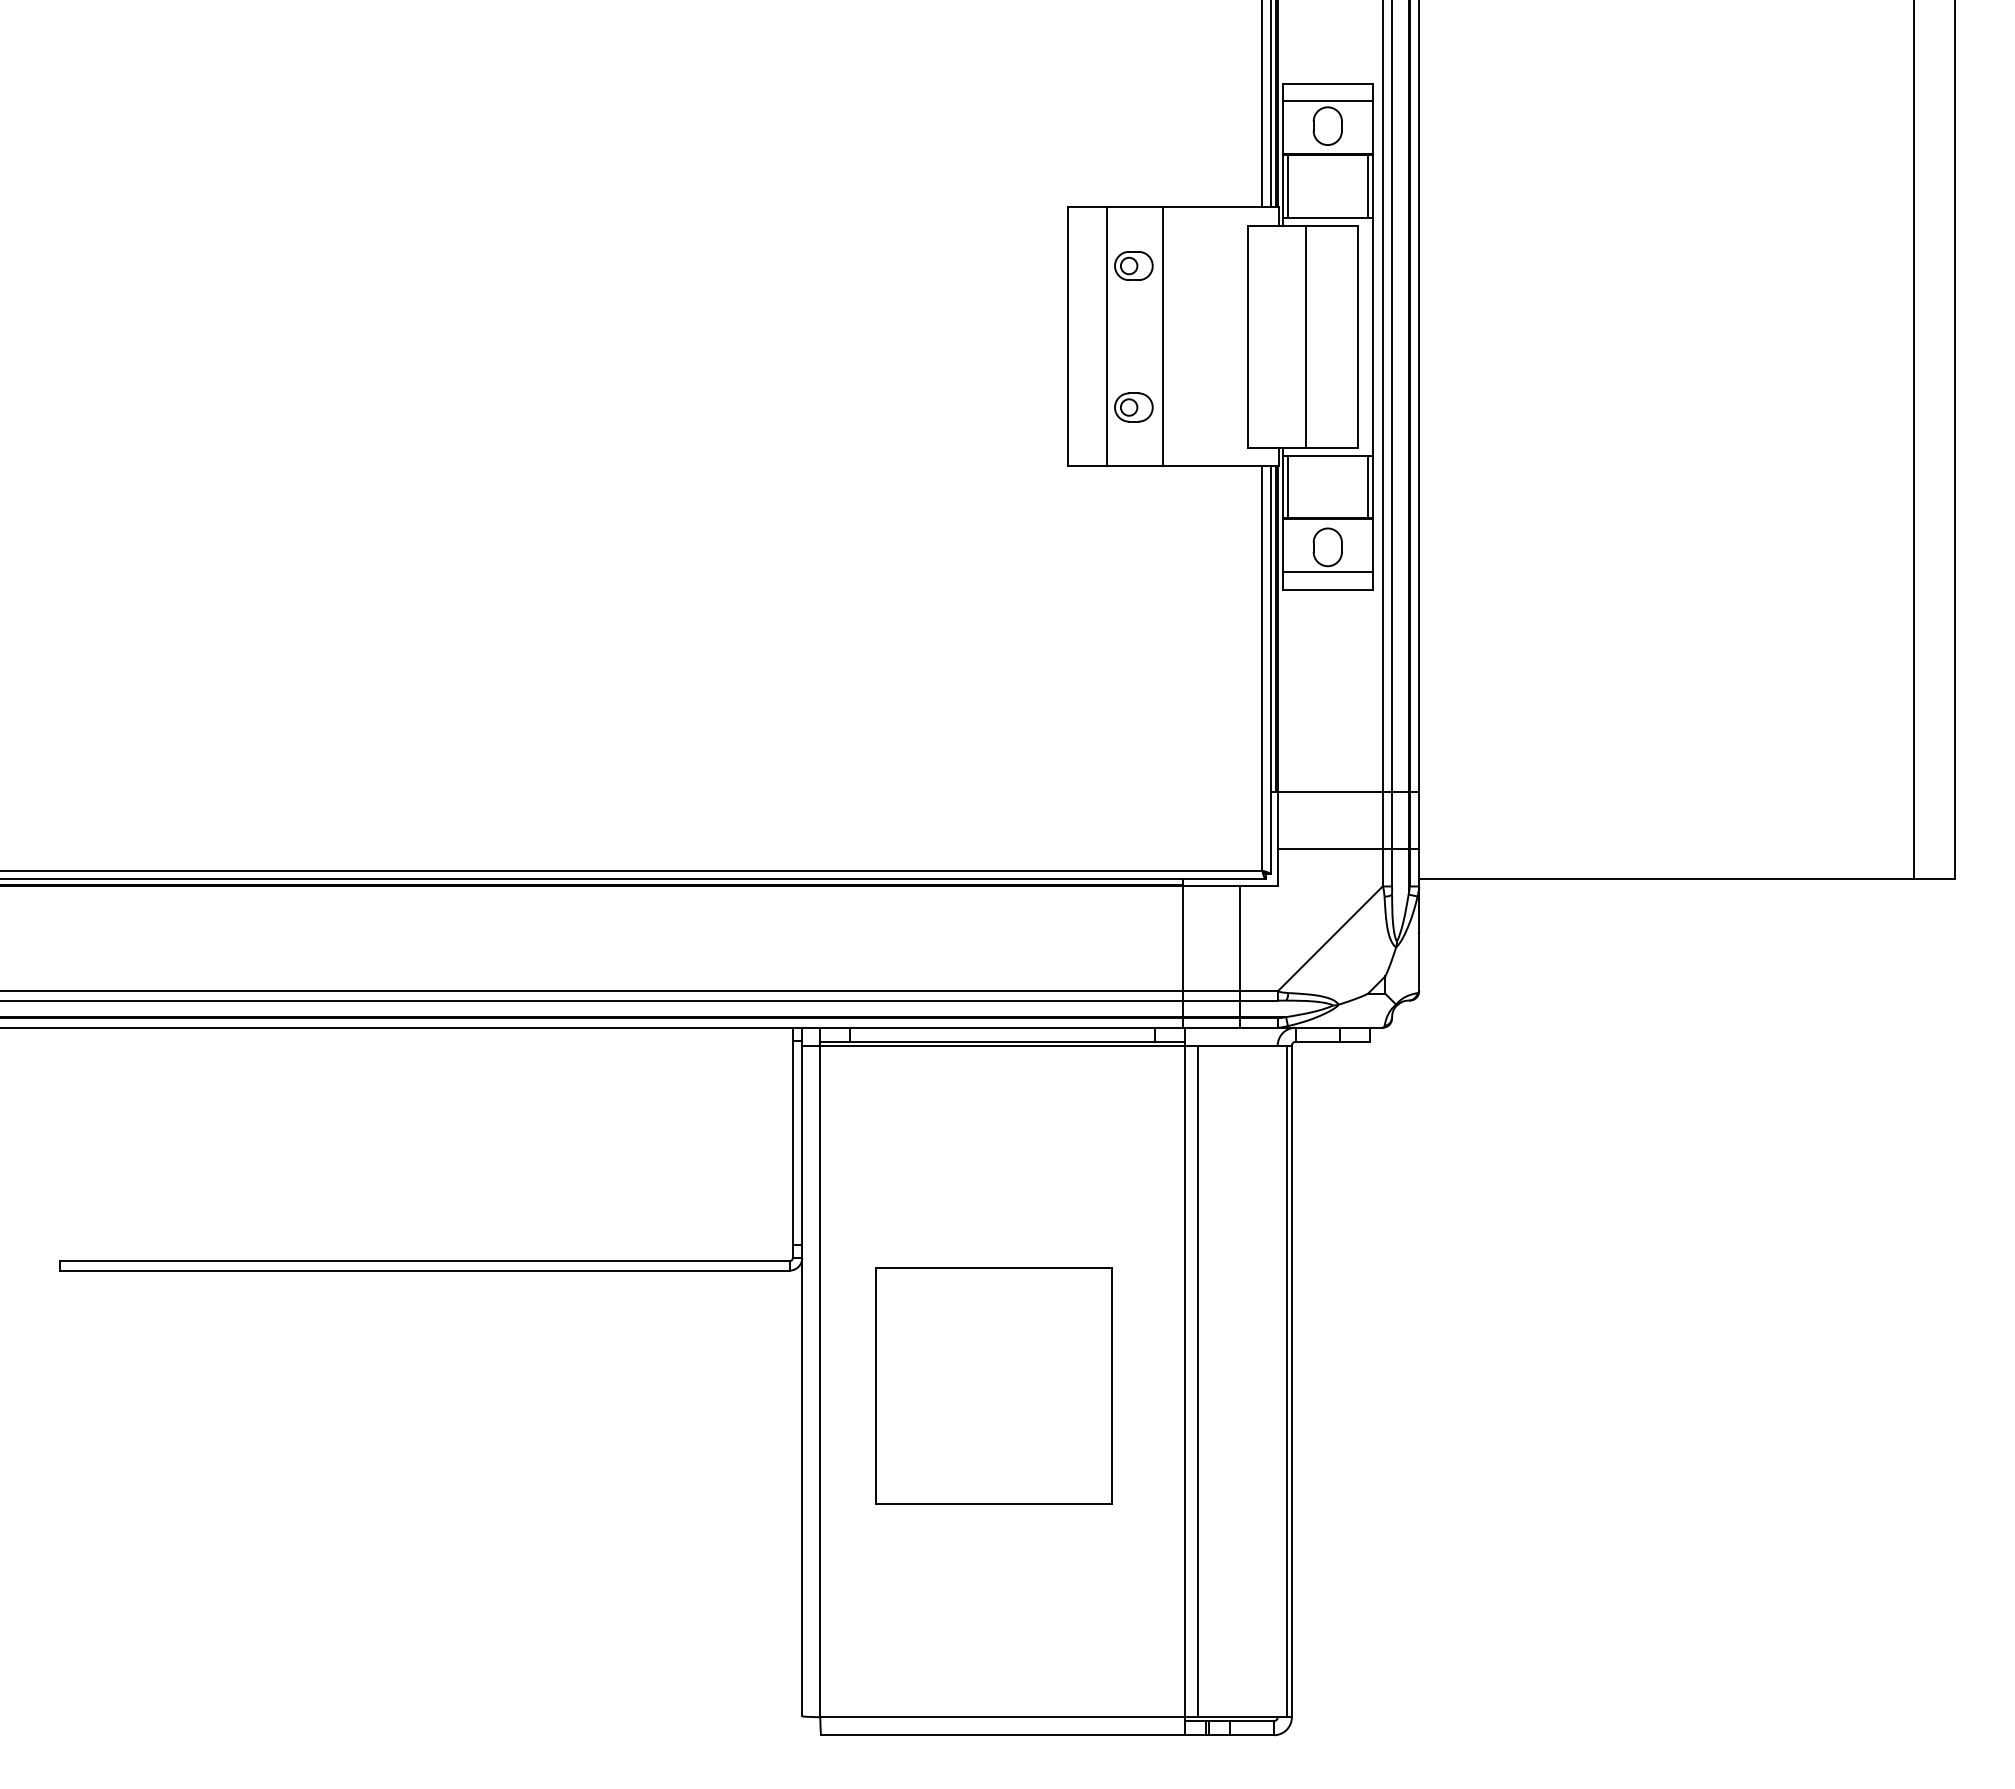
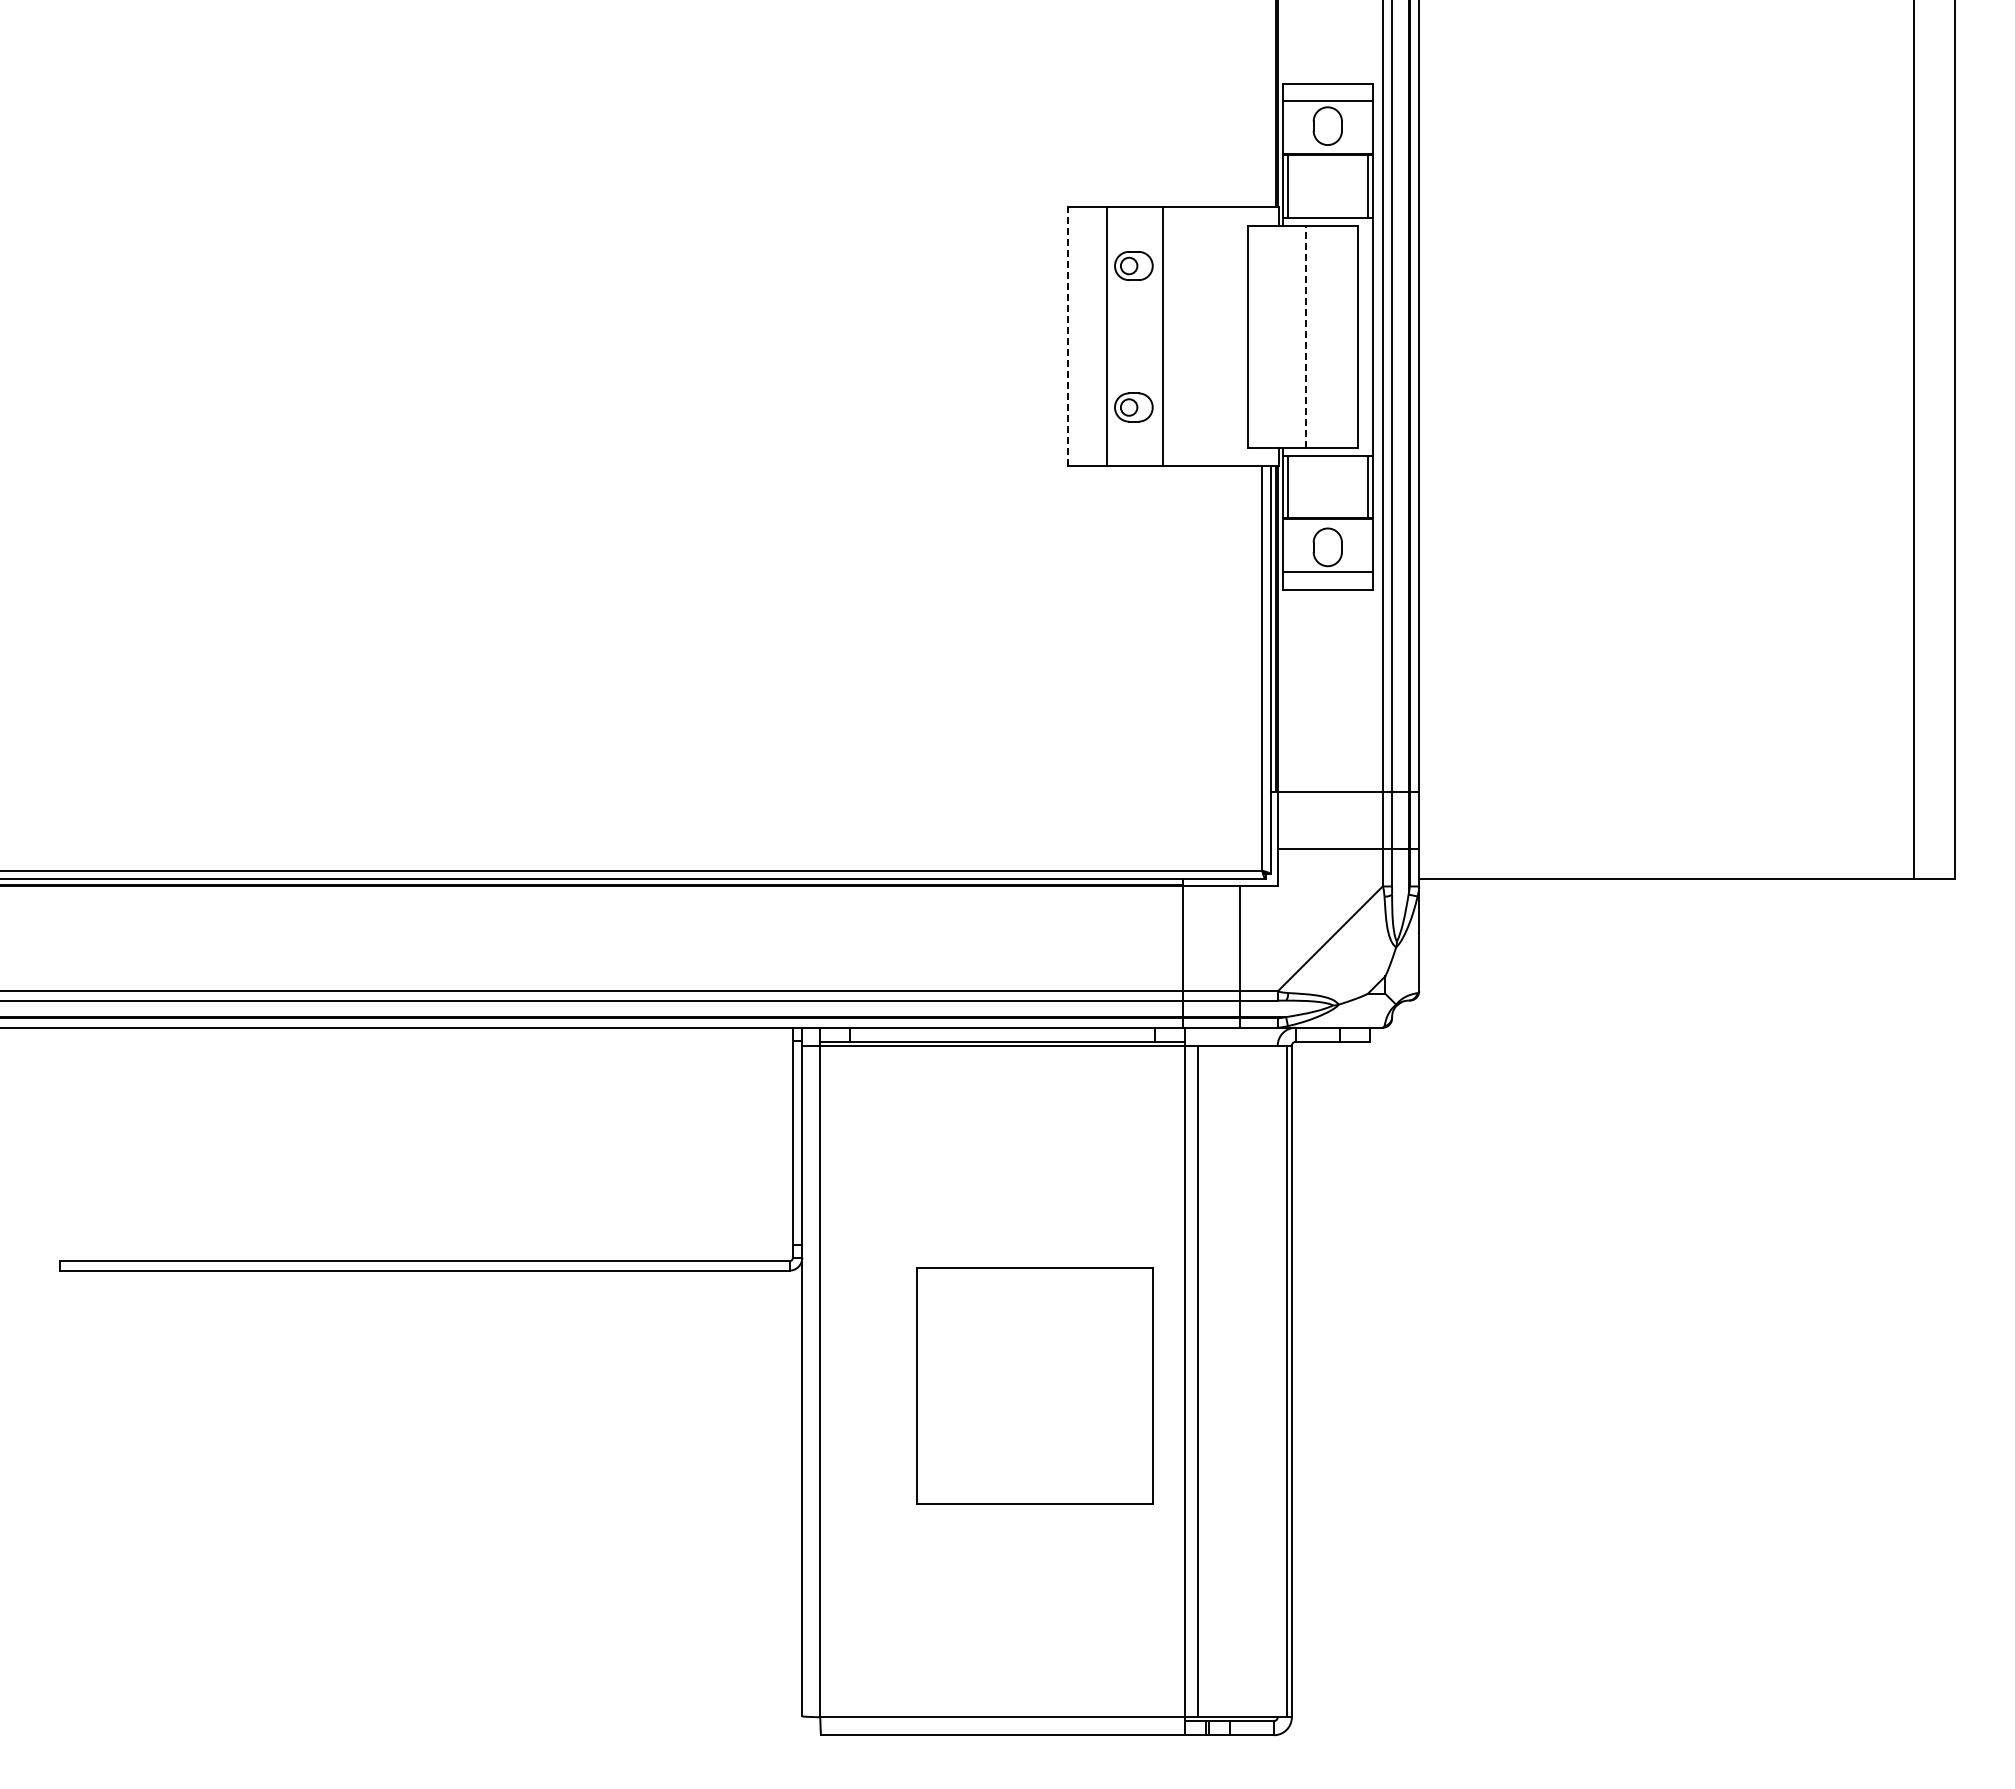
line: present -> none (1262, 104)
line: present -> none (1270, 104)
line: solid -> dashed (1067, 336)
line: solid -> dashed (1306, 336)
part position: (993, 1385) -> (1034, 1385) (1034, 1385)
